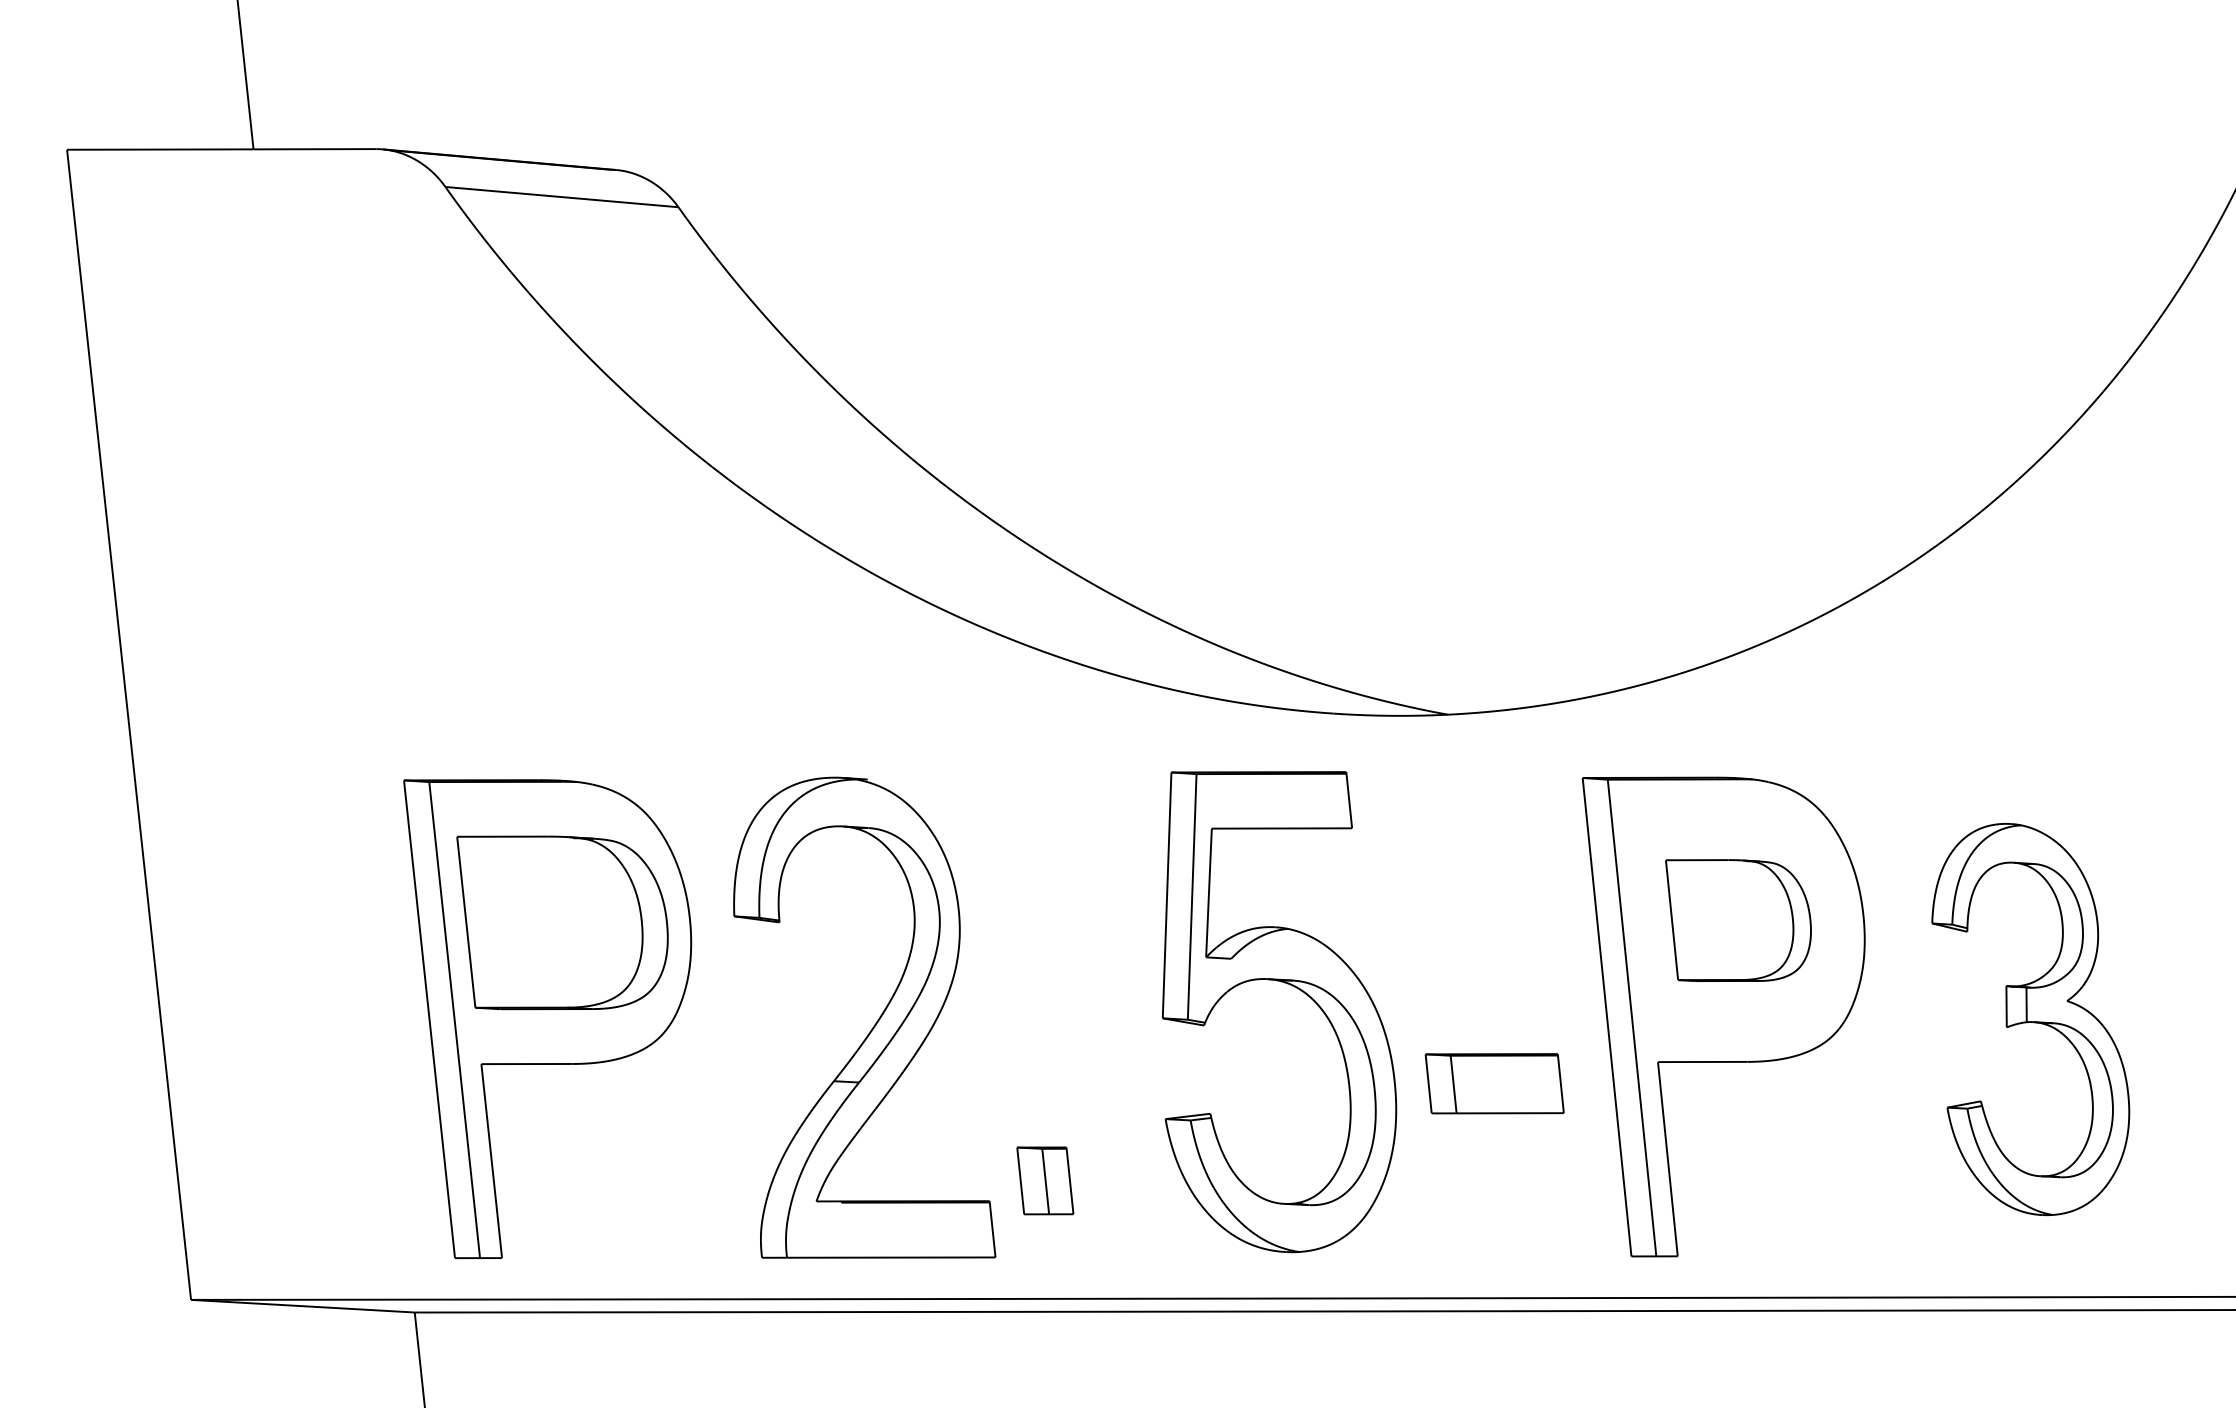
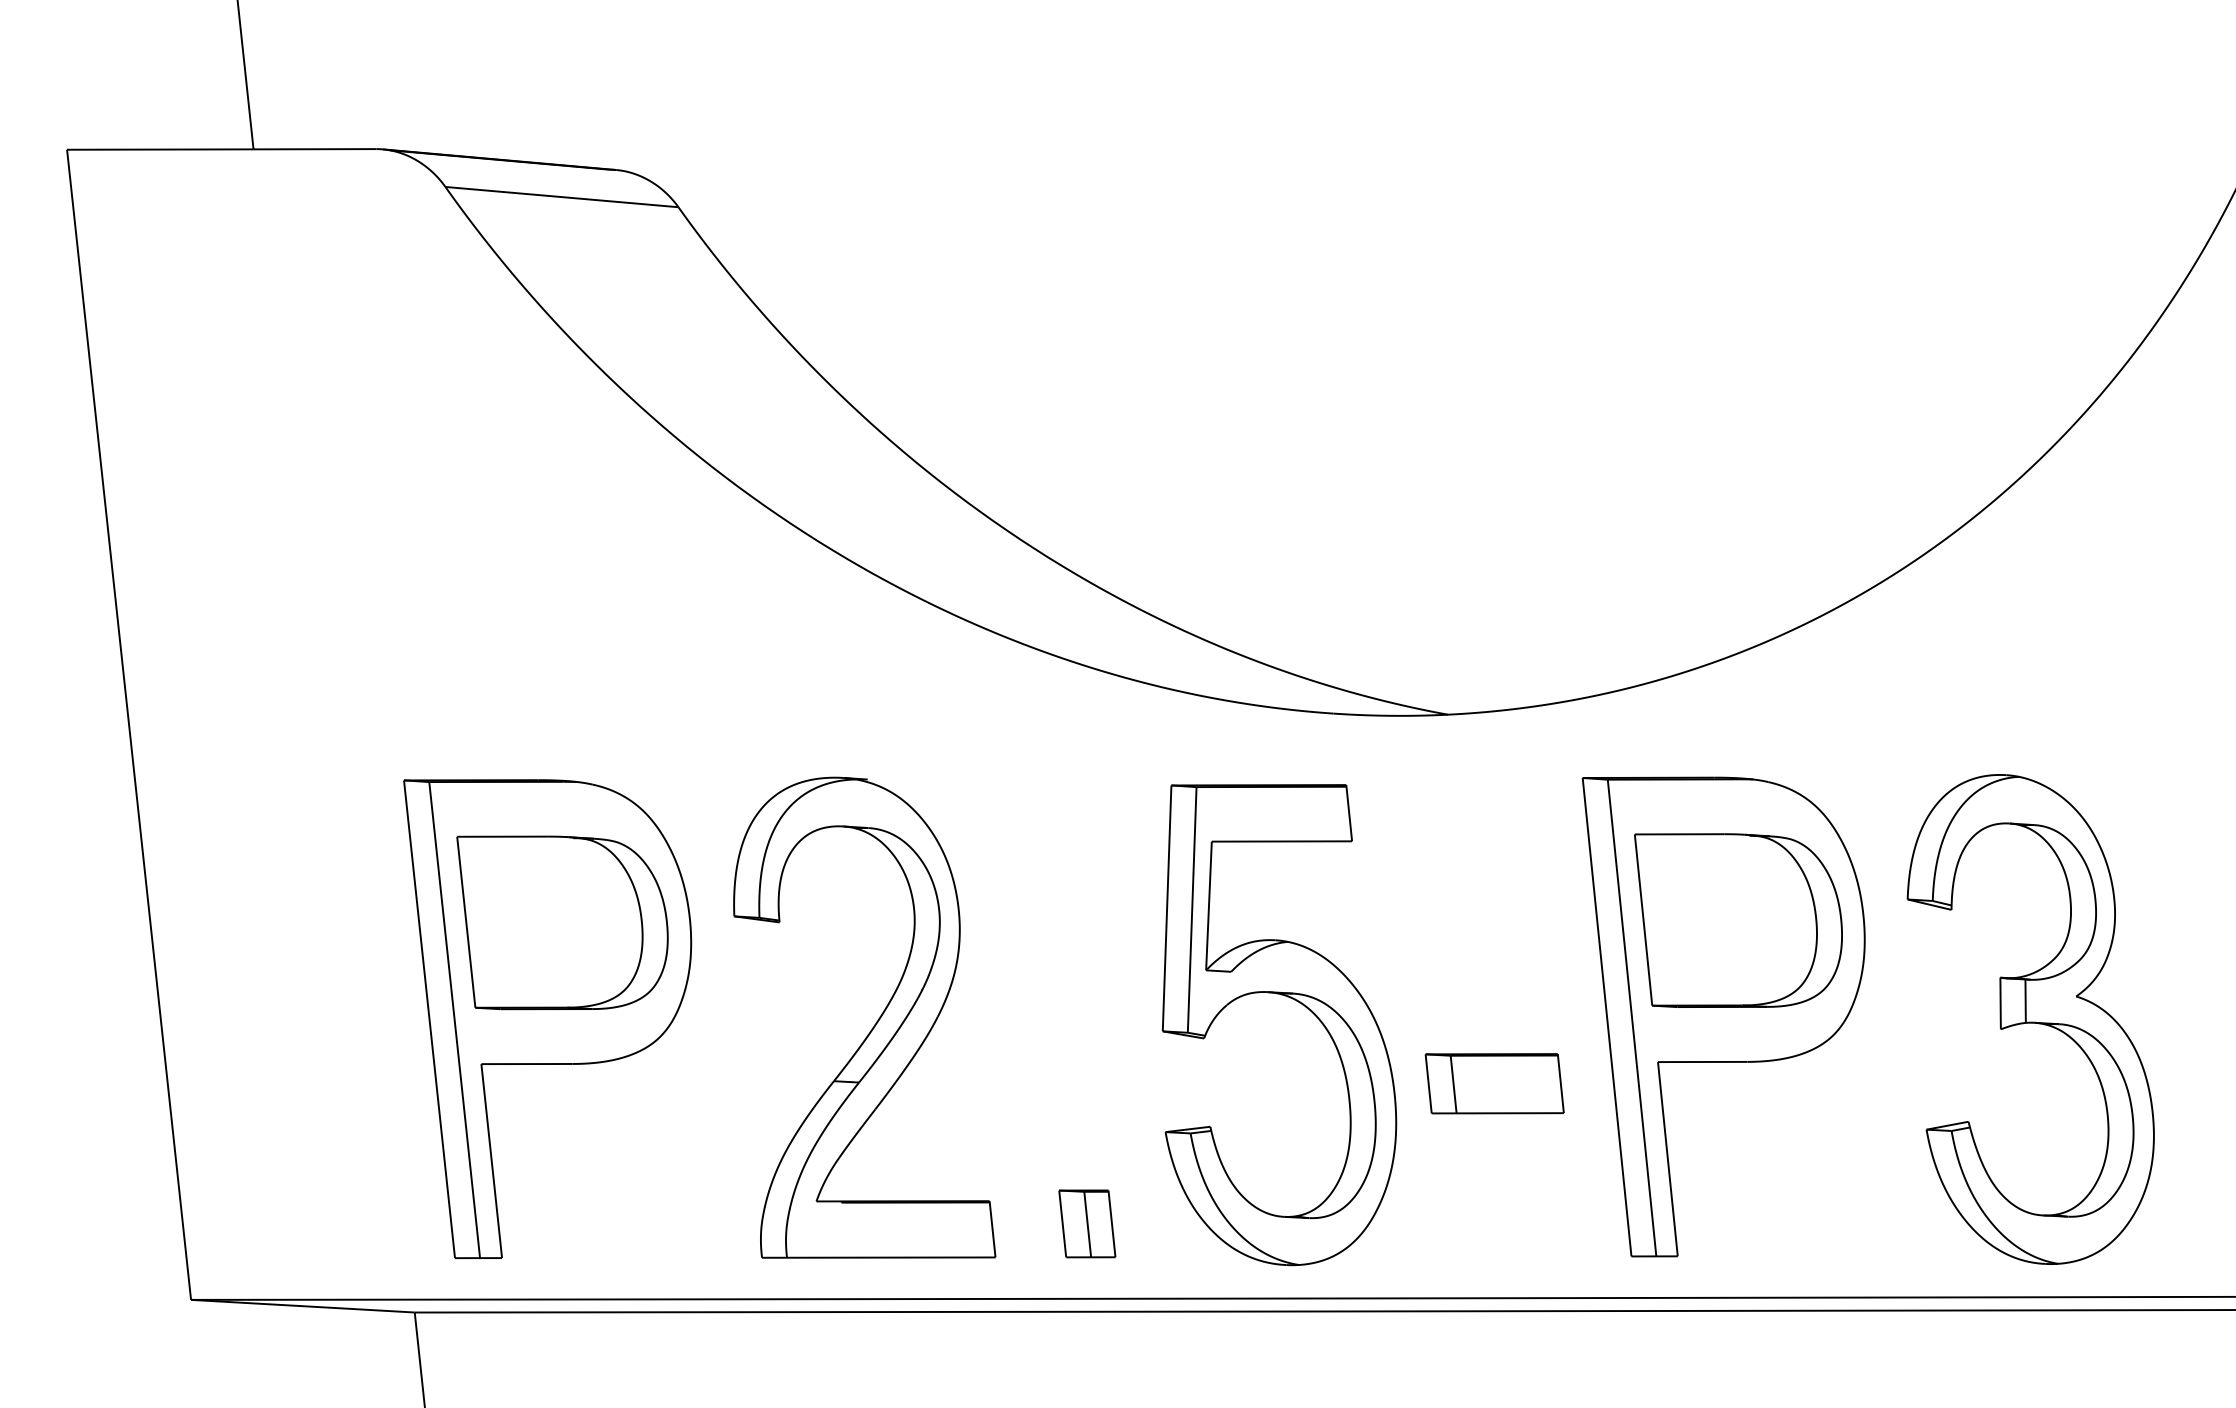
part size: 147x123 px -> 209x175 px (1738, 920)
part position: (1292, 986) -> (1292, 999) (1292, 999)
part size: 200x394 px -> 249x491 px (2030, 1019)
part position: (1045, 1180) -> (1087, 1223) (1087, 1223)
